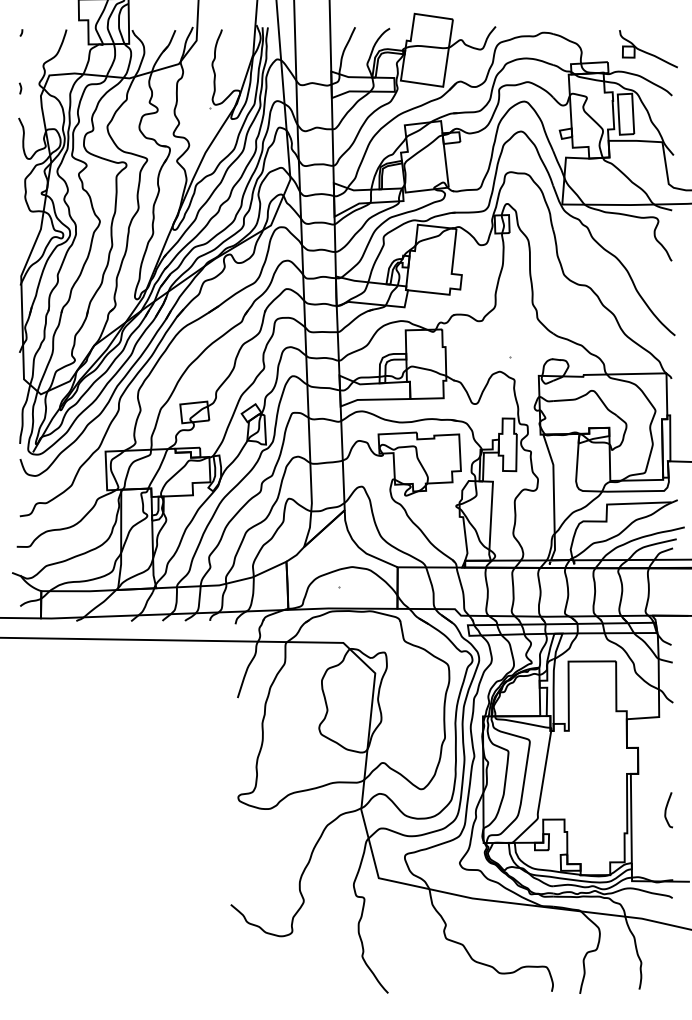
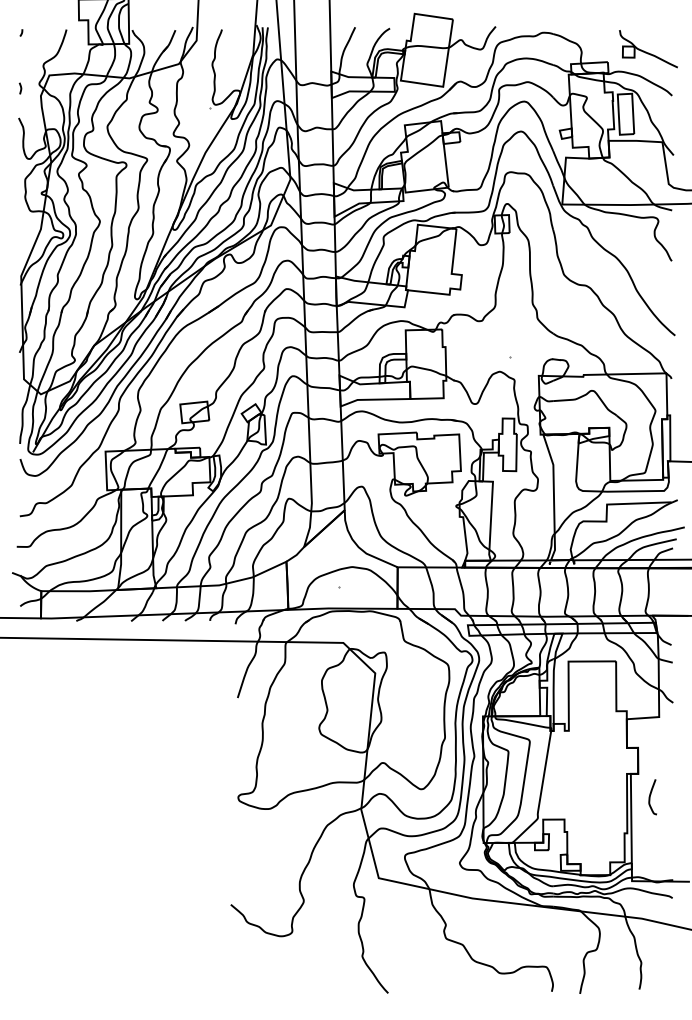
curve position: (666, 810) -> (650, 797) (650, 797)
